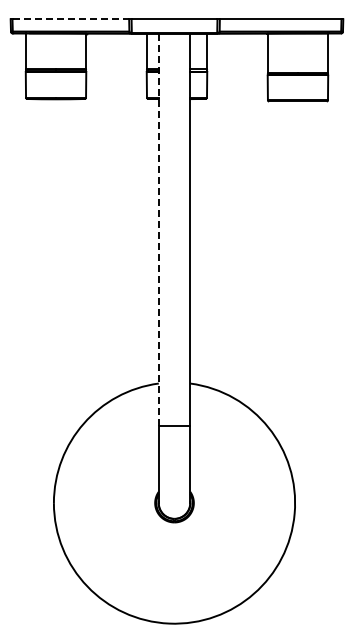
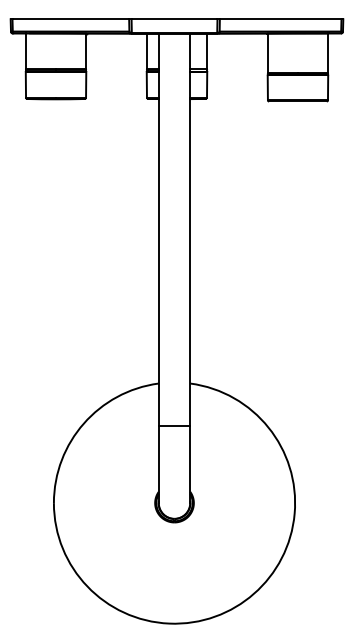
line: dashed -> solid (71, 19)
line: dashed -> solid (158, 229)
